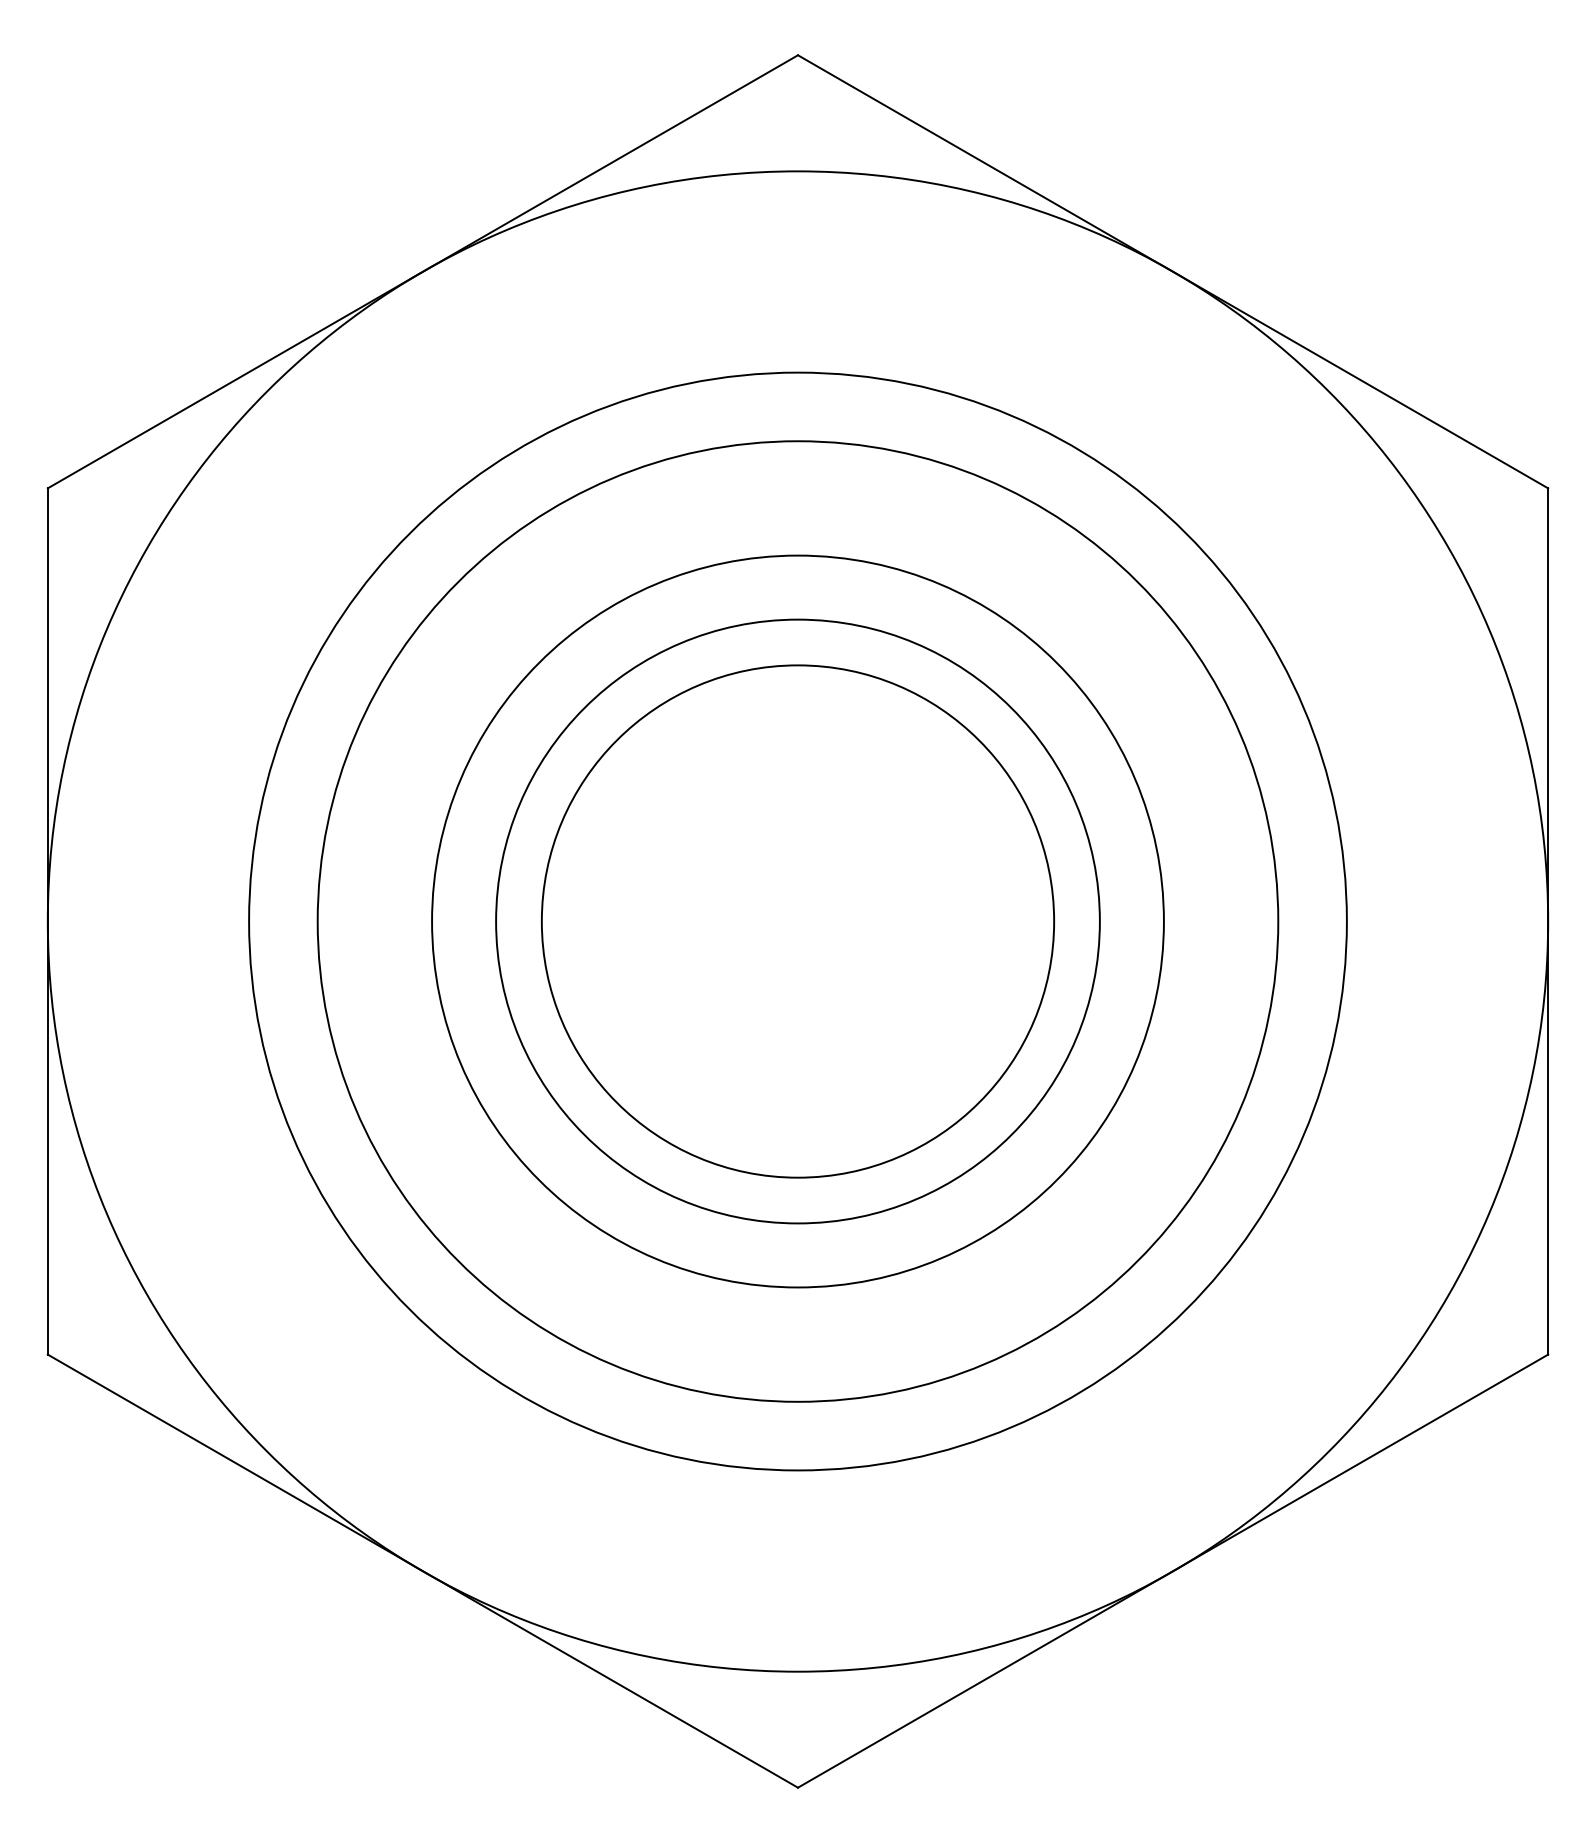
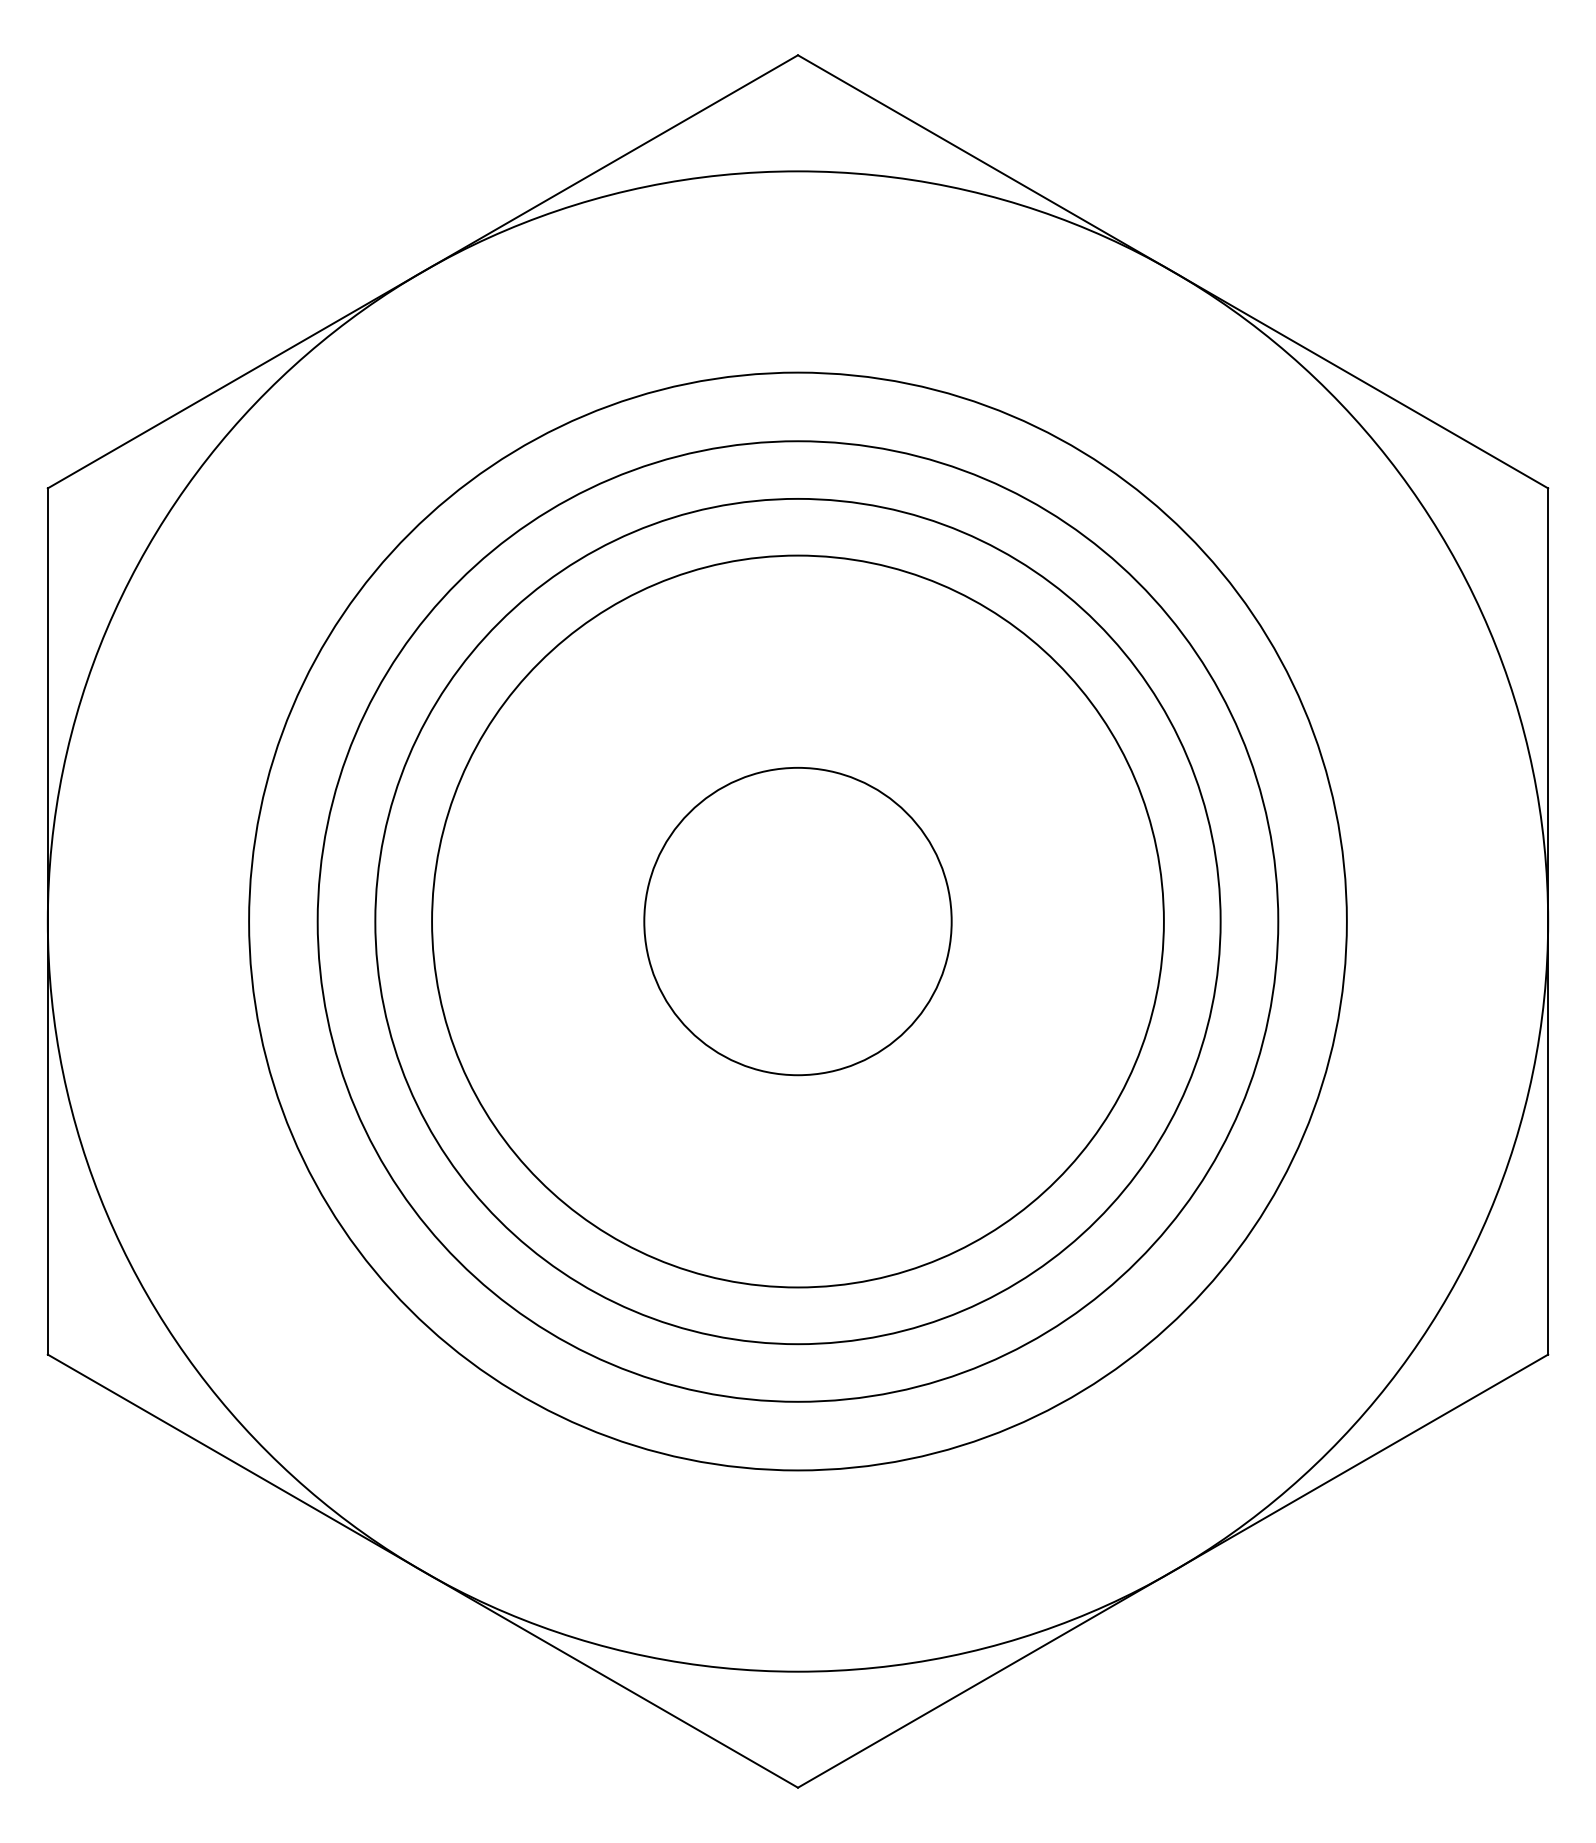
circle diameter: 512 px -> 307 px (797, 921)
circle diameter: 604 px -> 845 px (797, 921)
